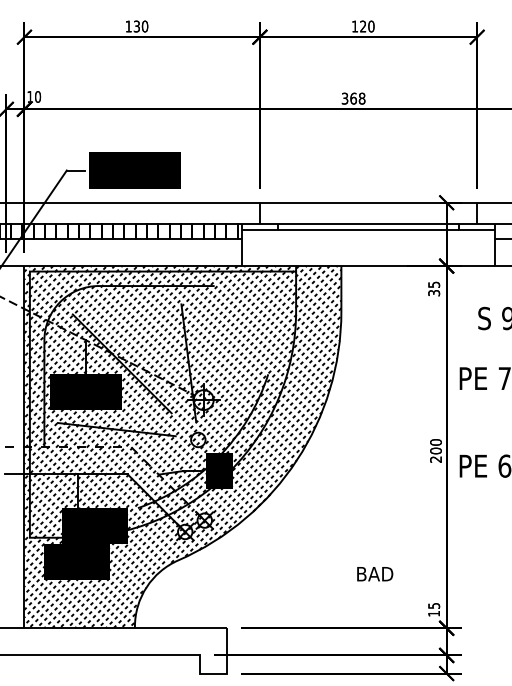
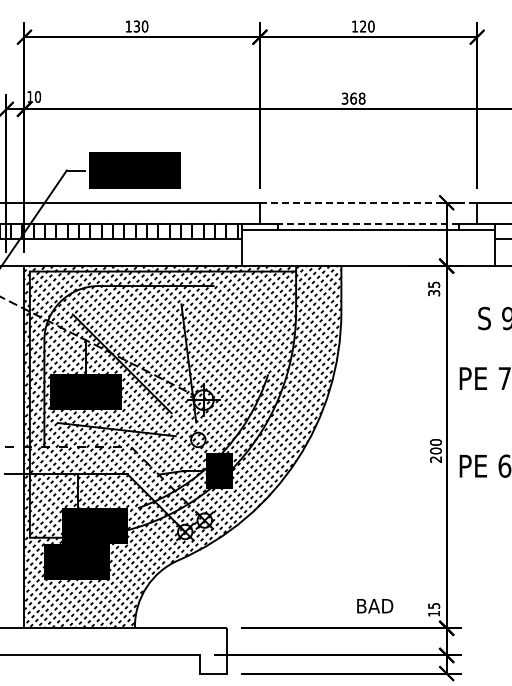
line: solid -> dashed (368, 202)
line: solid -> dashed (368, 224)
text position: (375, 574) -> (375, 606) (375, 606)
